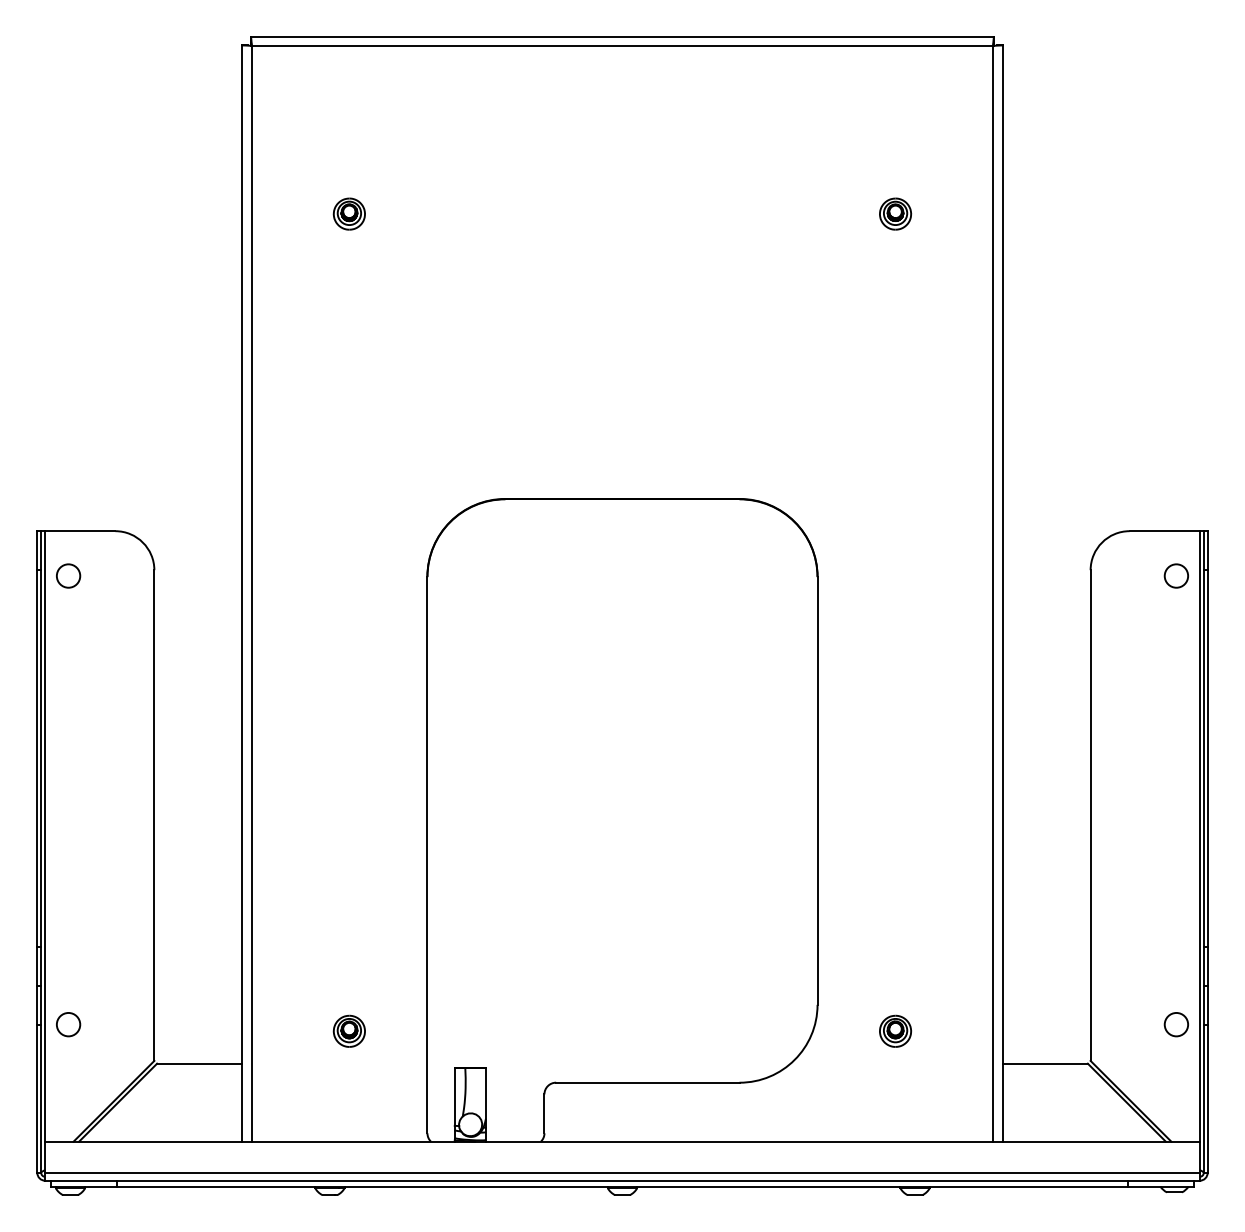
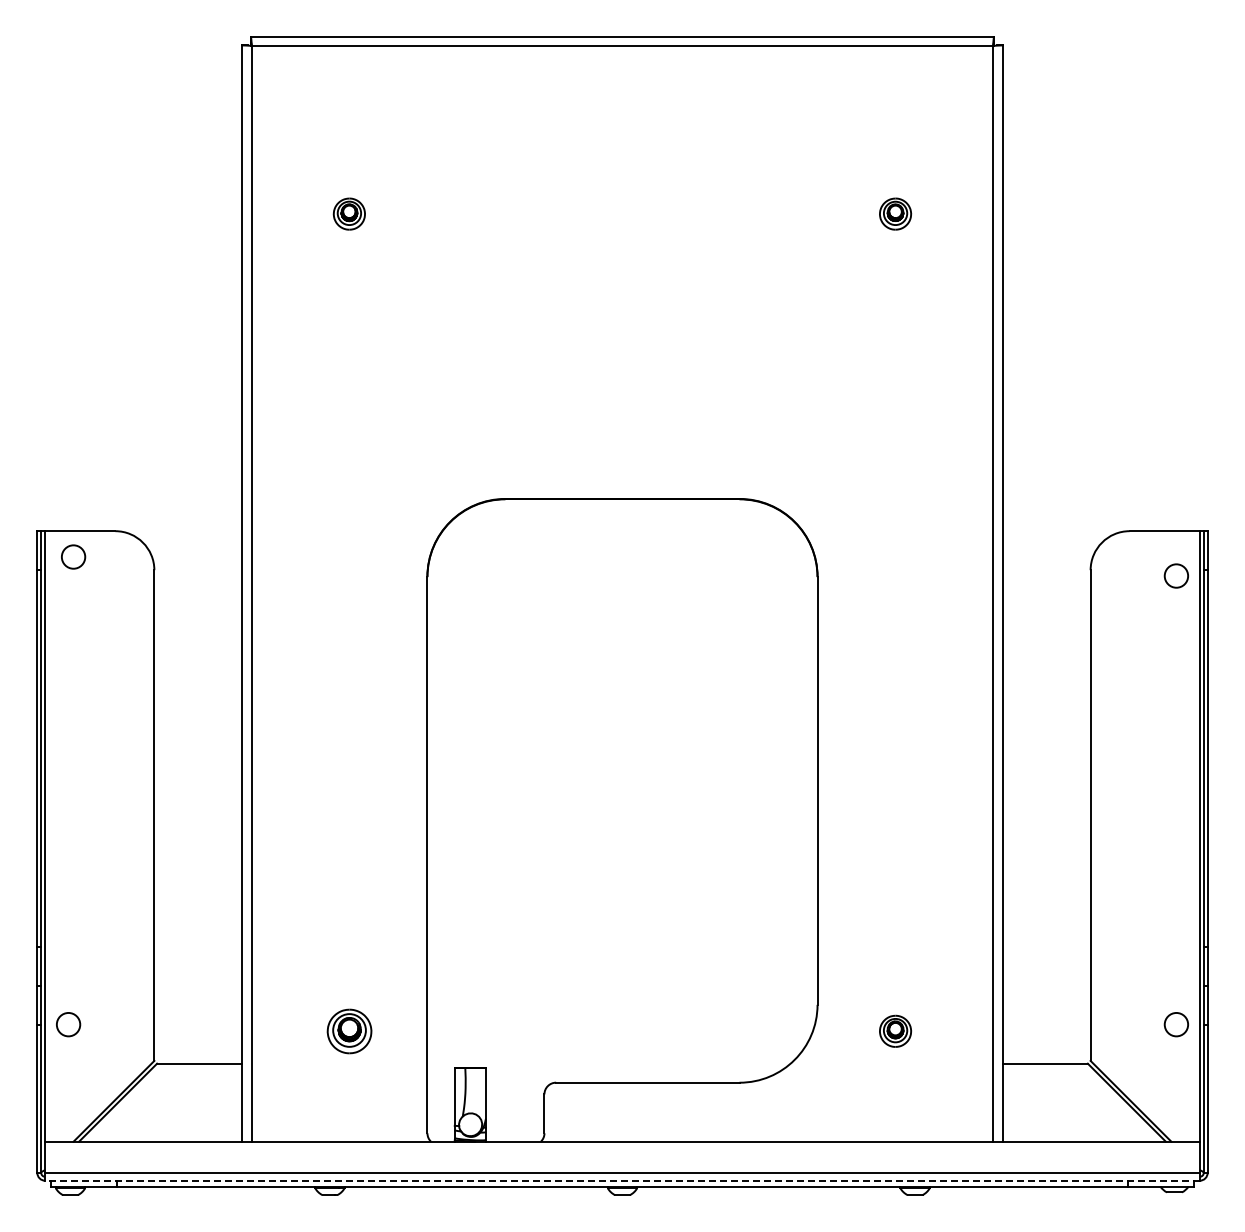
circle position: (68, 575) -> (73, 556) (73, 556)
part size: 34x34 px -> 47x47 px (349, 1031)
line: solid -> dashed (622, 1180)
